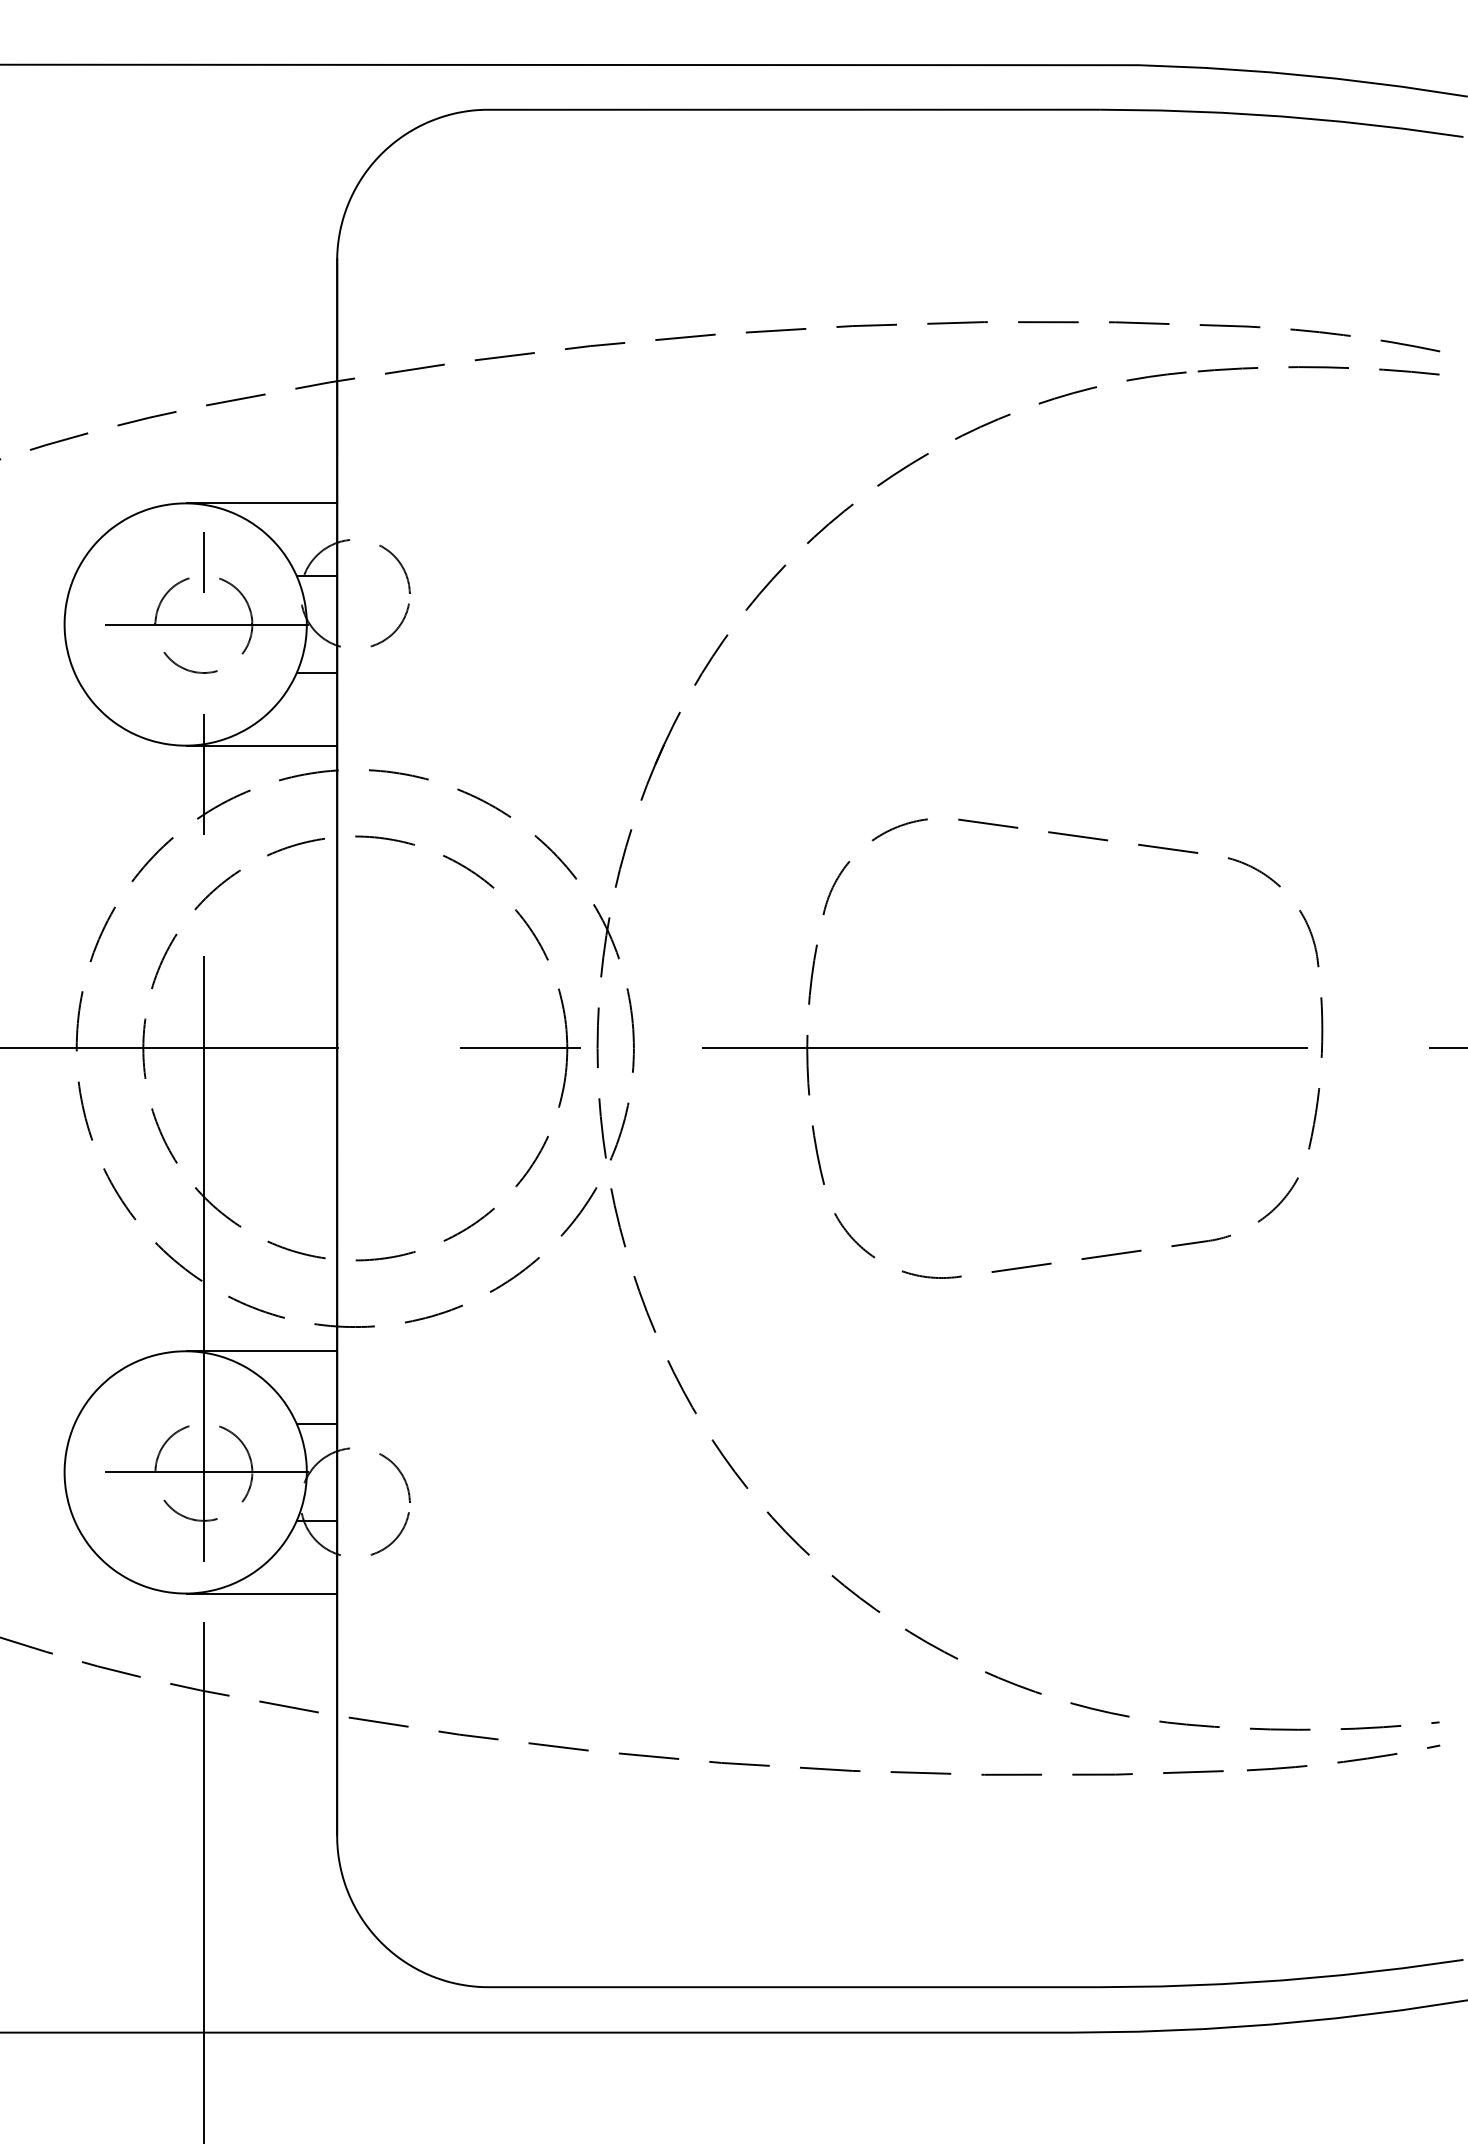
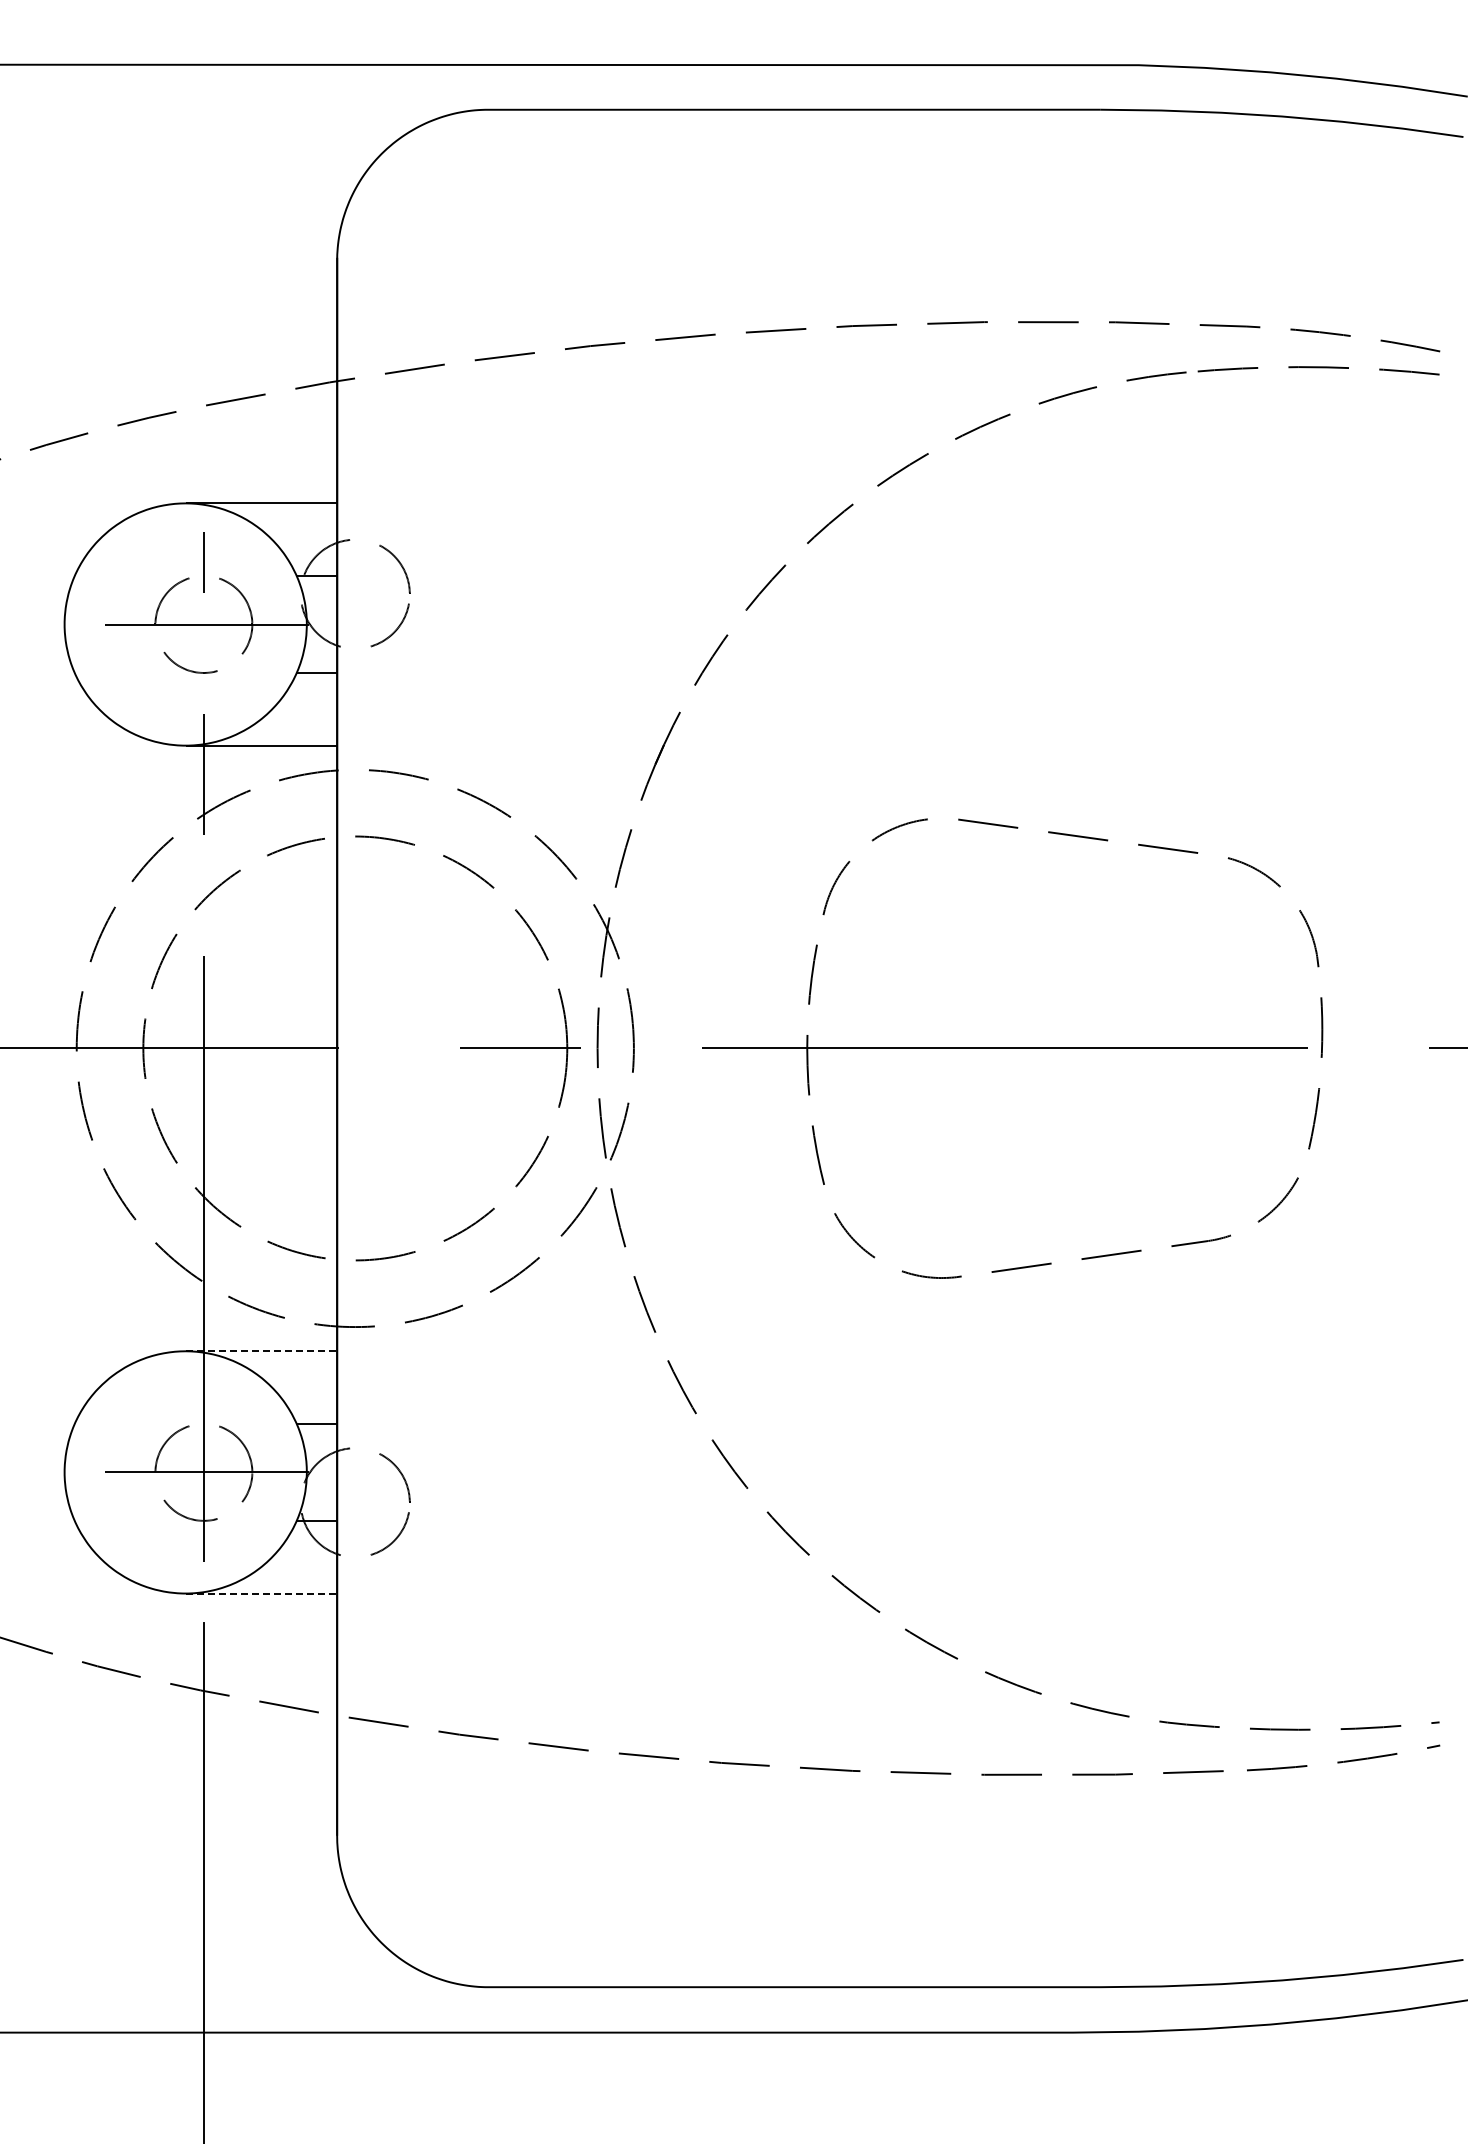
line: solid -> dashed (261, 1351)
line: solid -> dashed (261, 1593)
